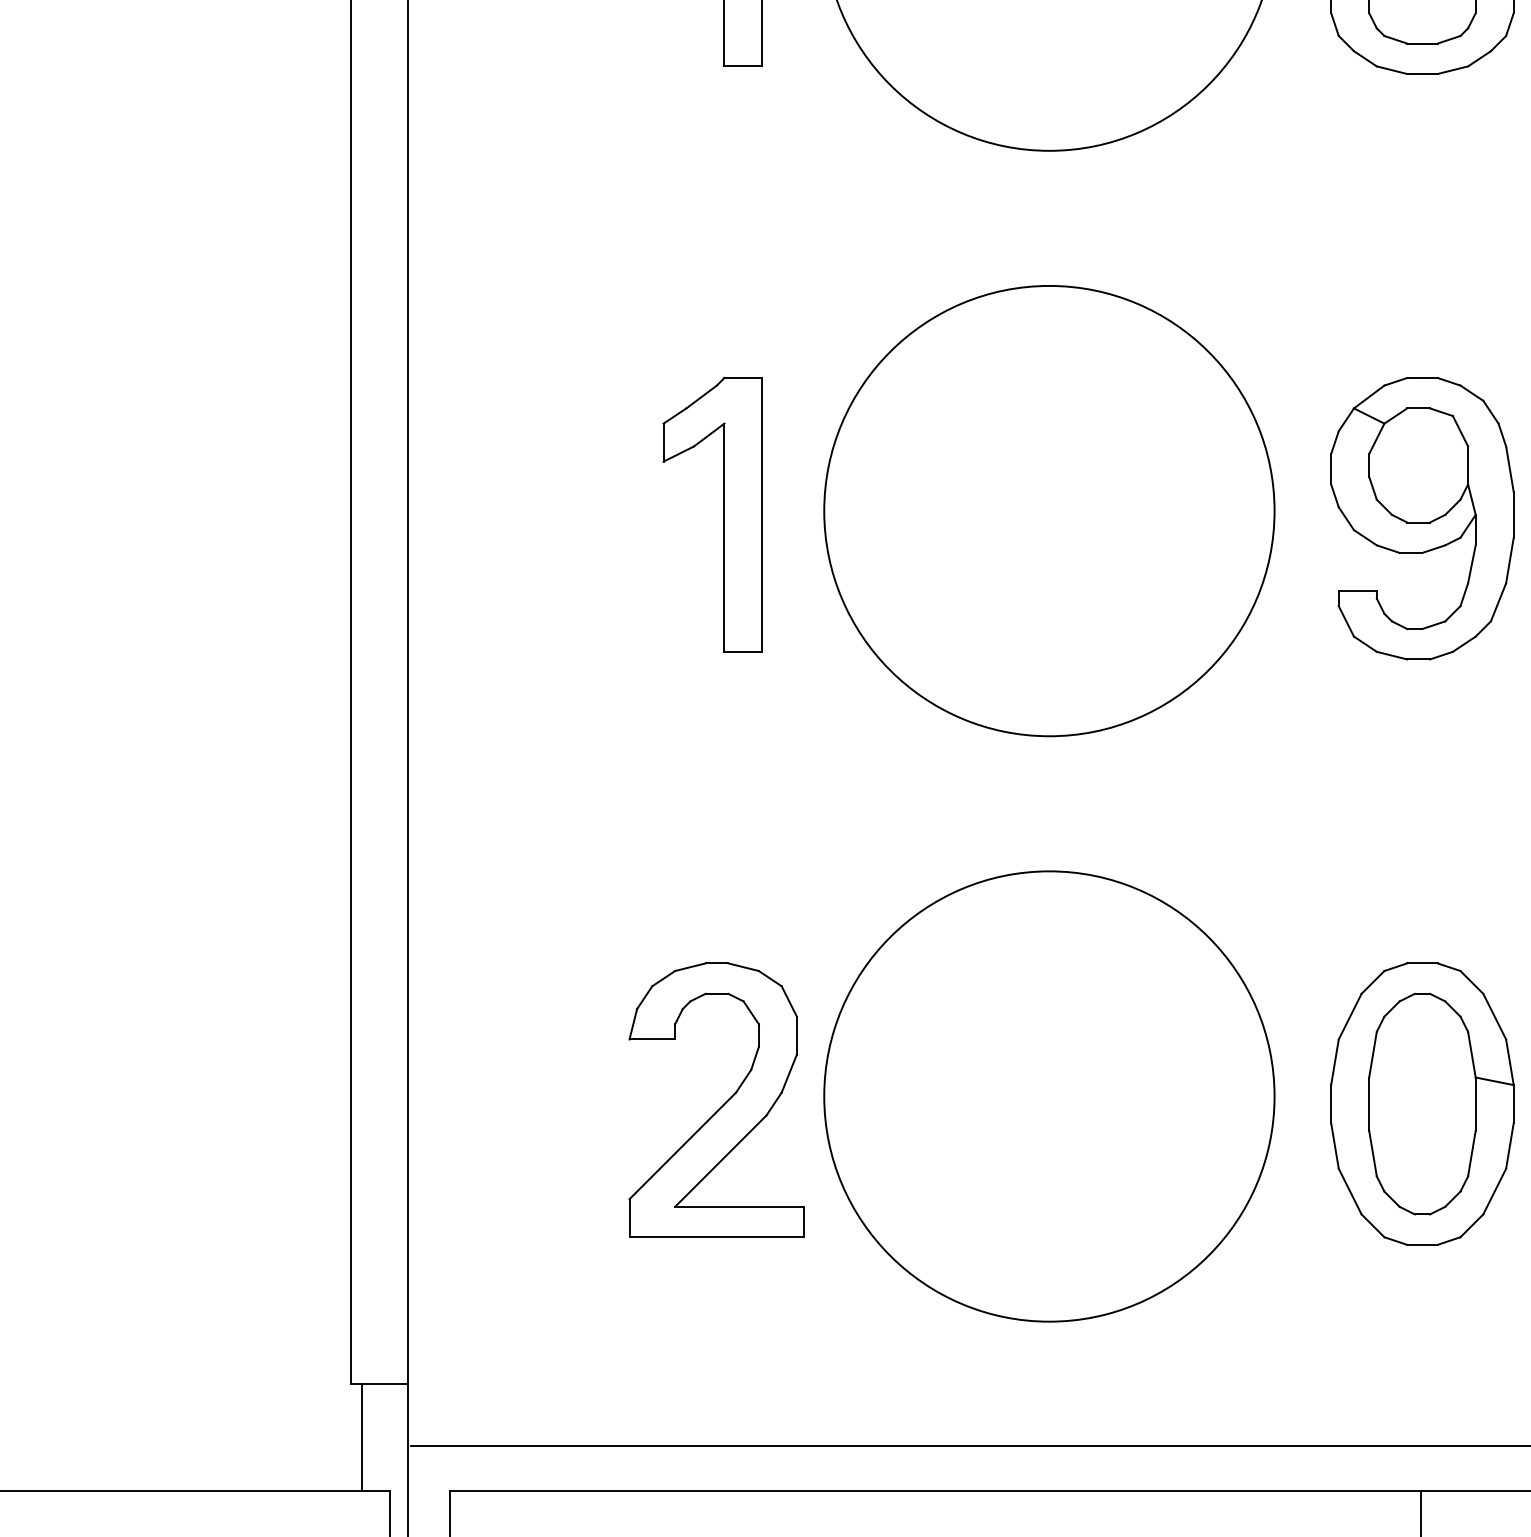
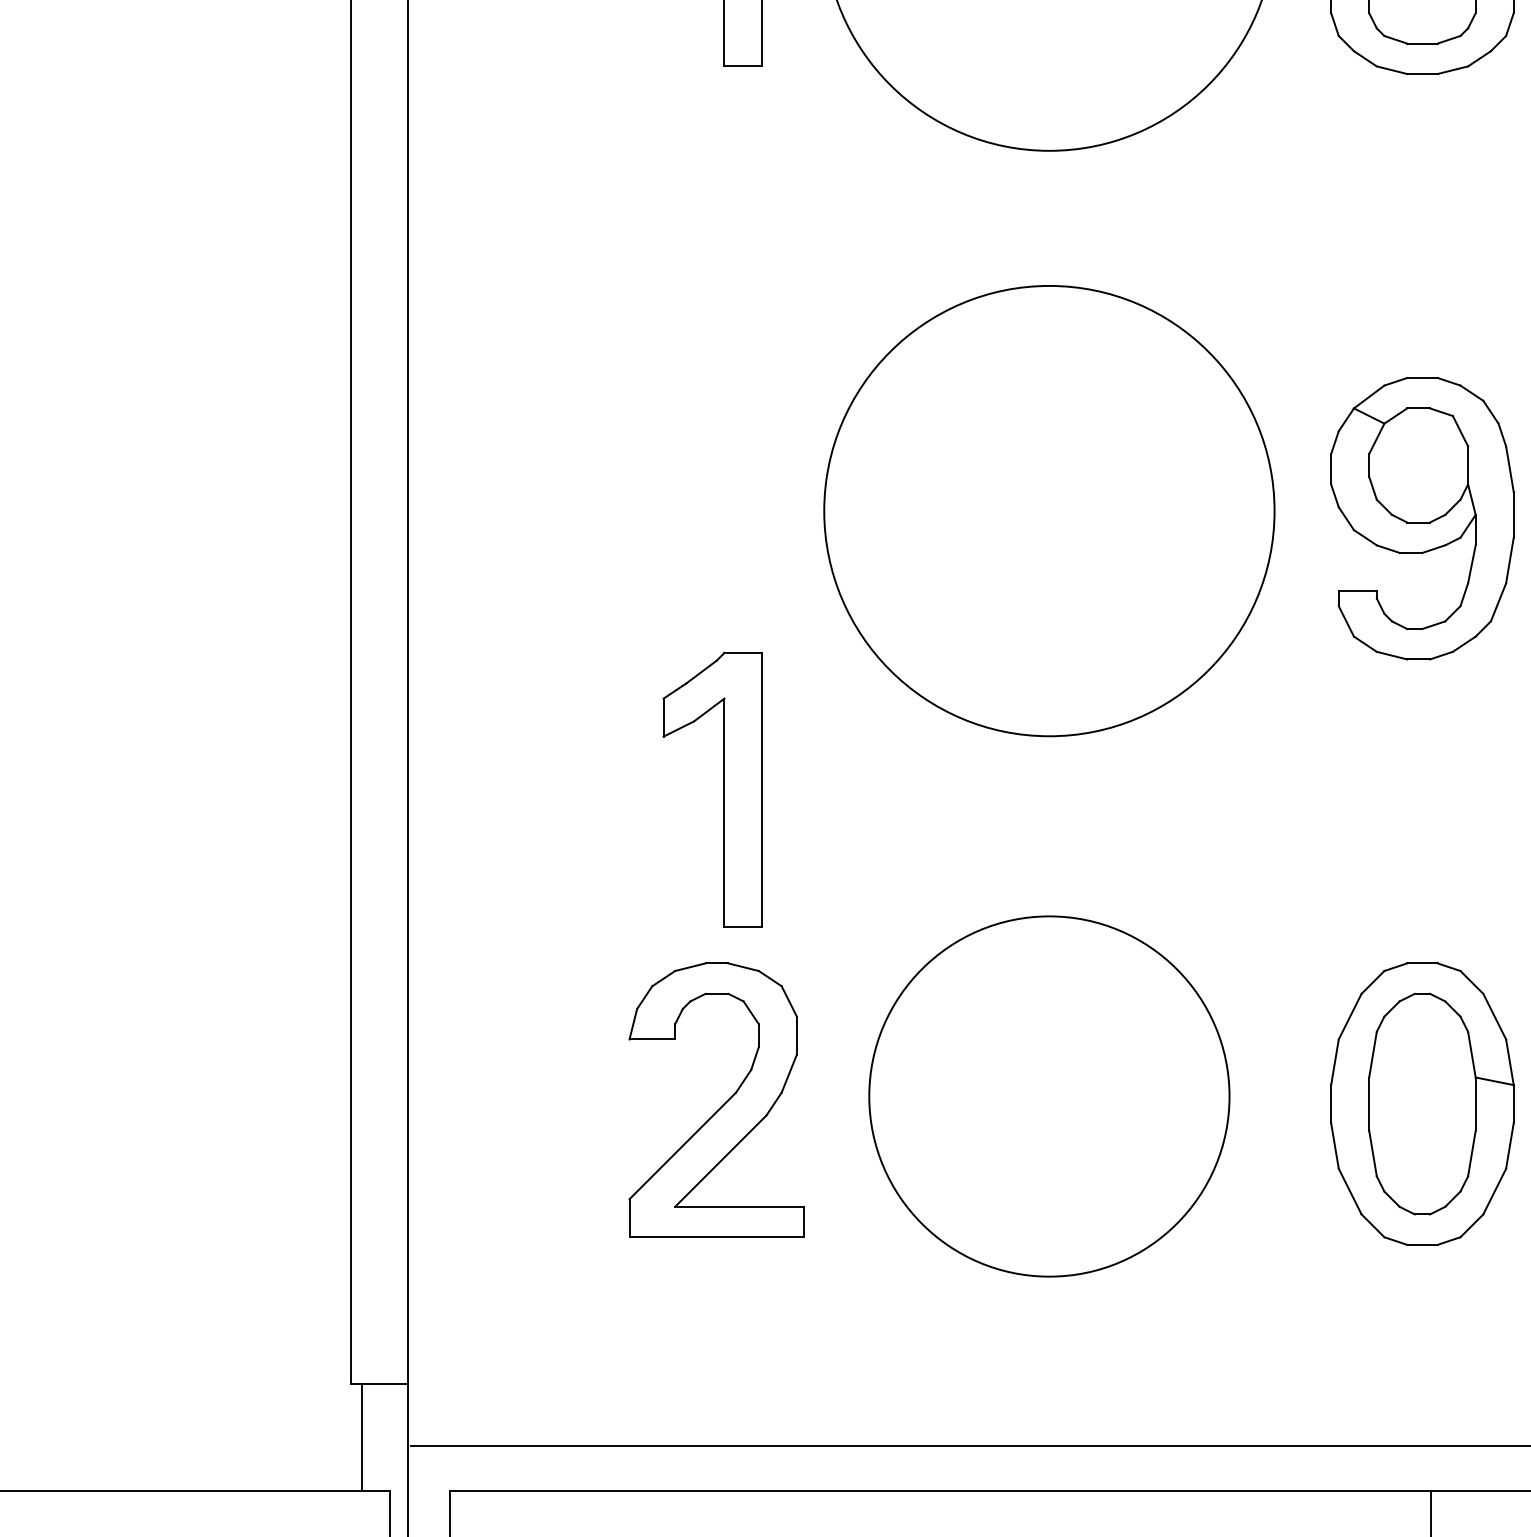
part position: (723, 514) -> (723, 789) (723, 789)
circle diameter: 450 px -> 360 px (1049, 1096)
line position: (1420, 1511) -> (1430, 1511) (1430, 1511)
